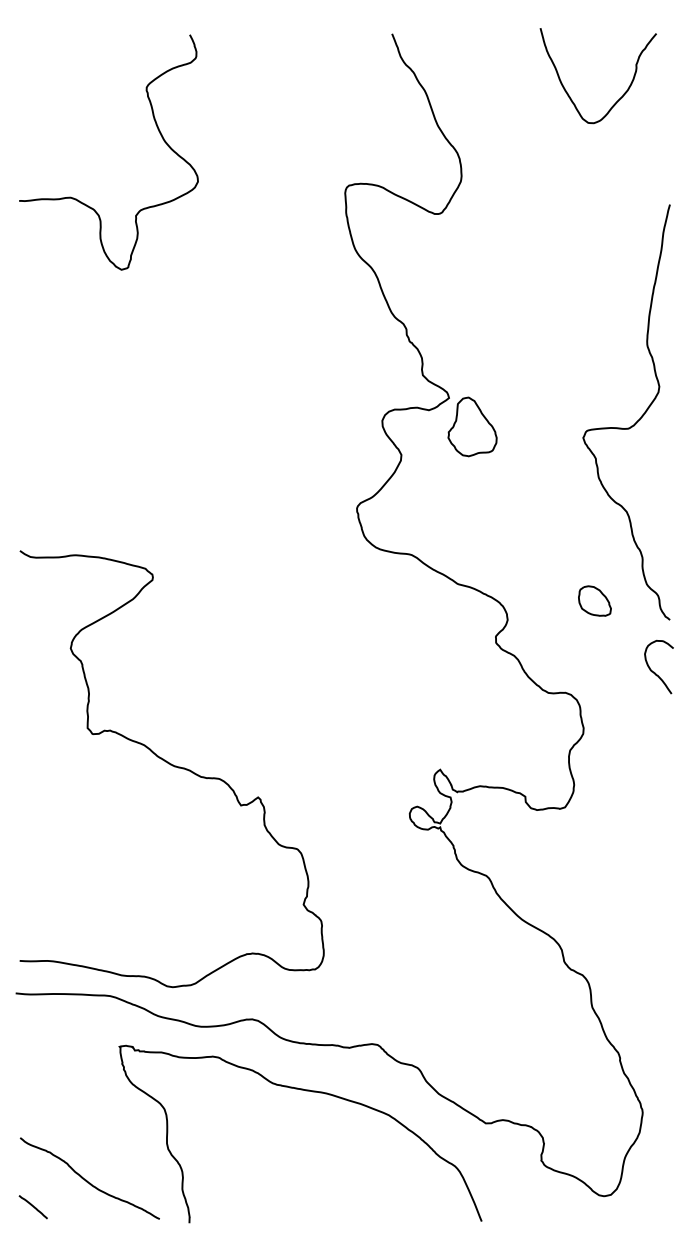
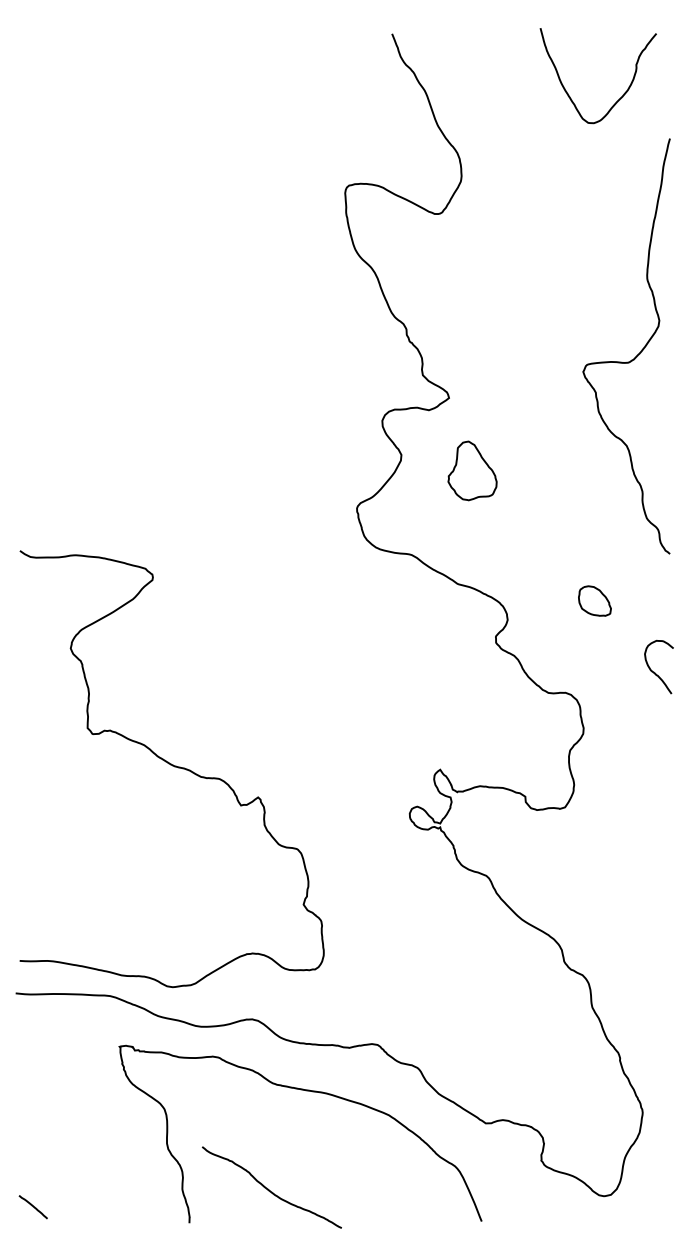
curve: present -> none (156, 127)
curve position: (636, 421) -> (636, 355) (636, 355)
part position: (472, 426) -> (472, 470) (472, 470)
curve position: (87, 1180) -> (269, 1189) (269, 1189)
